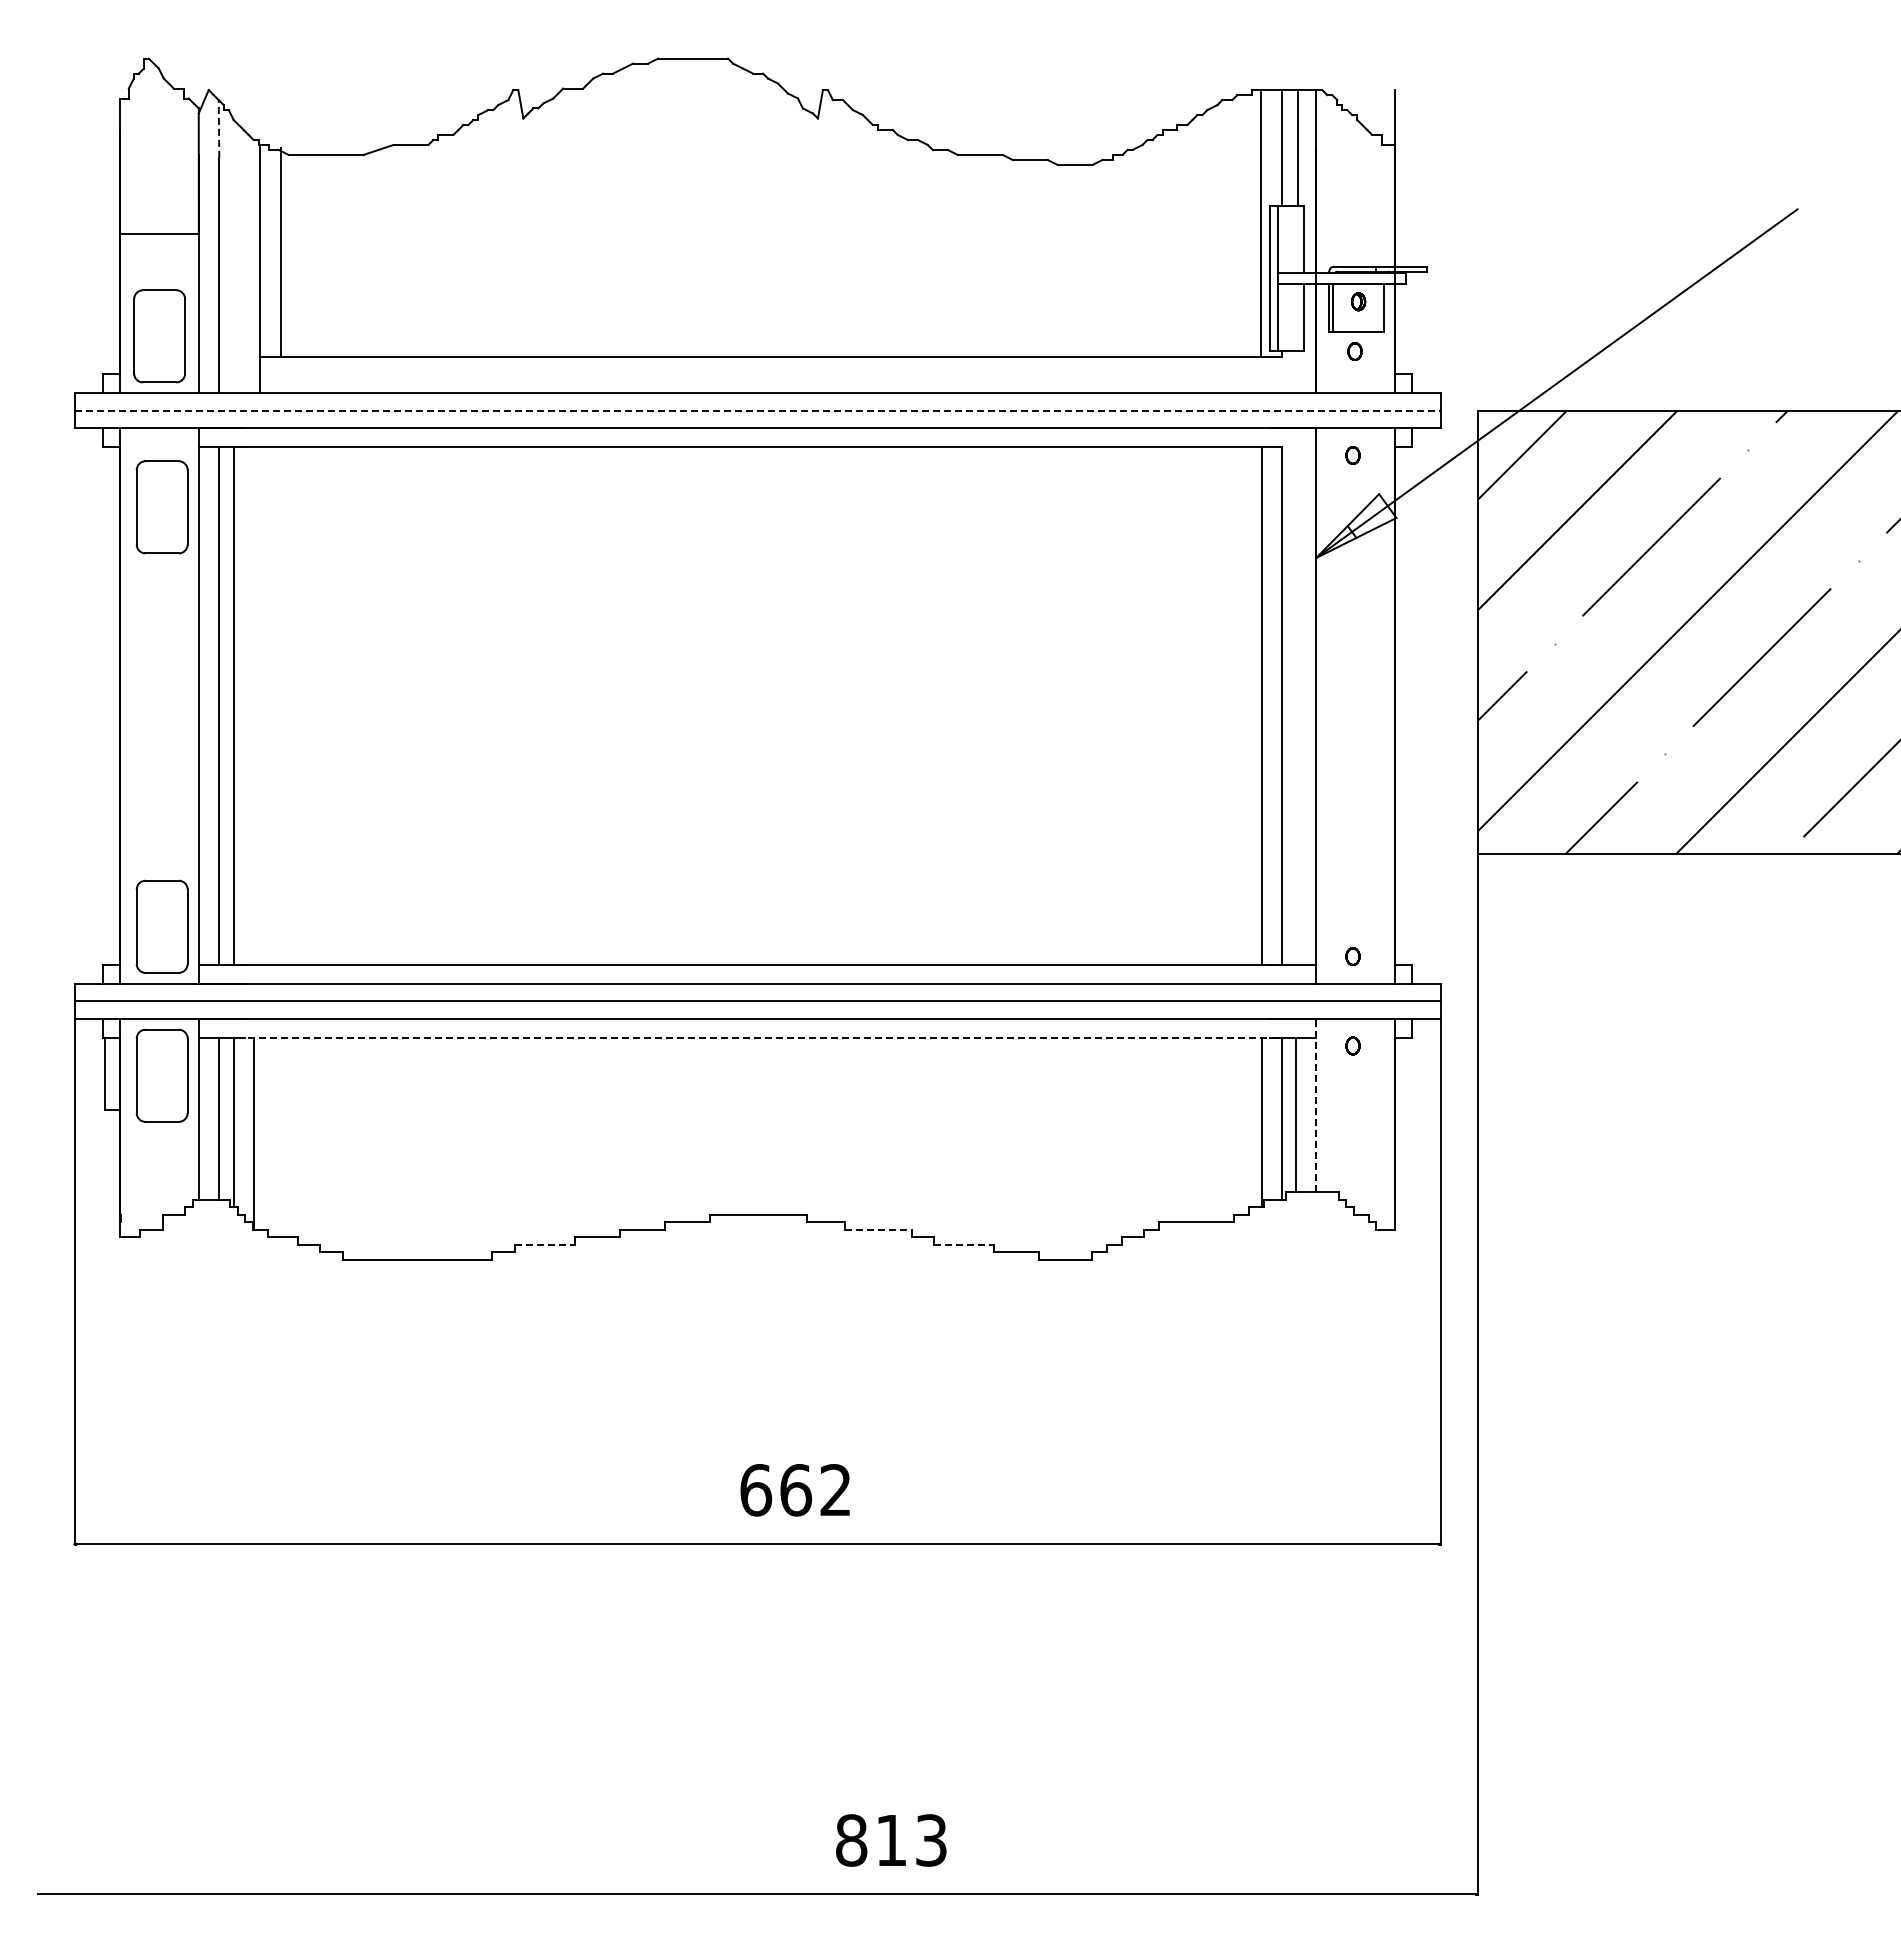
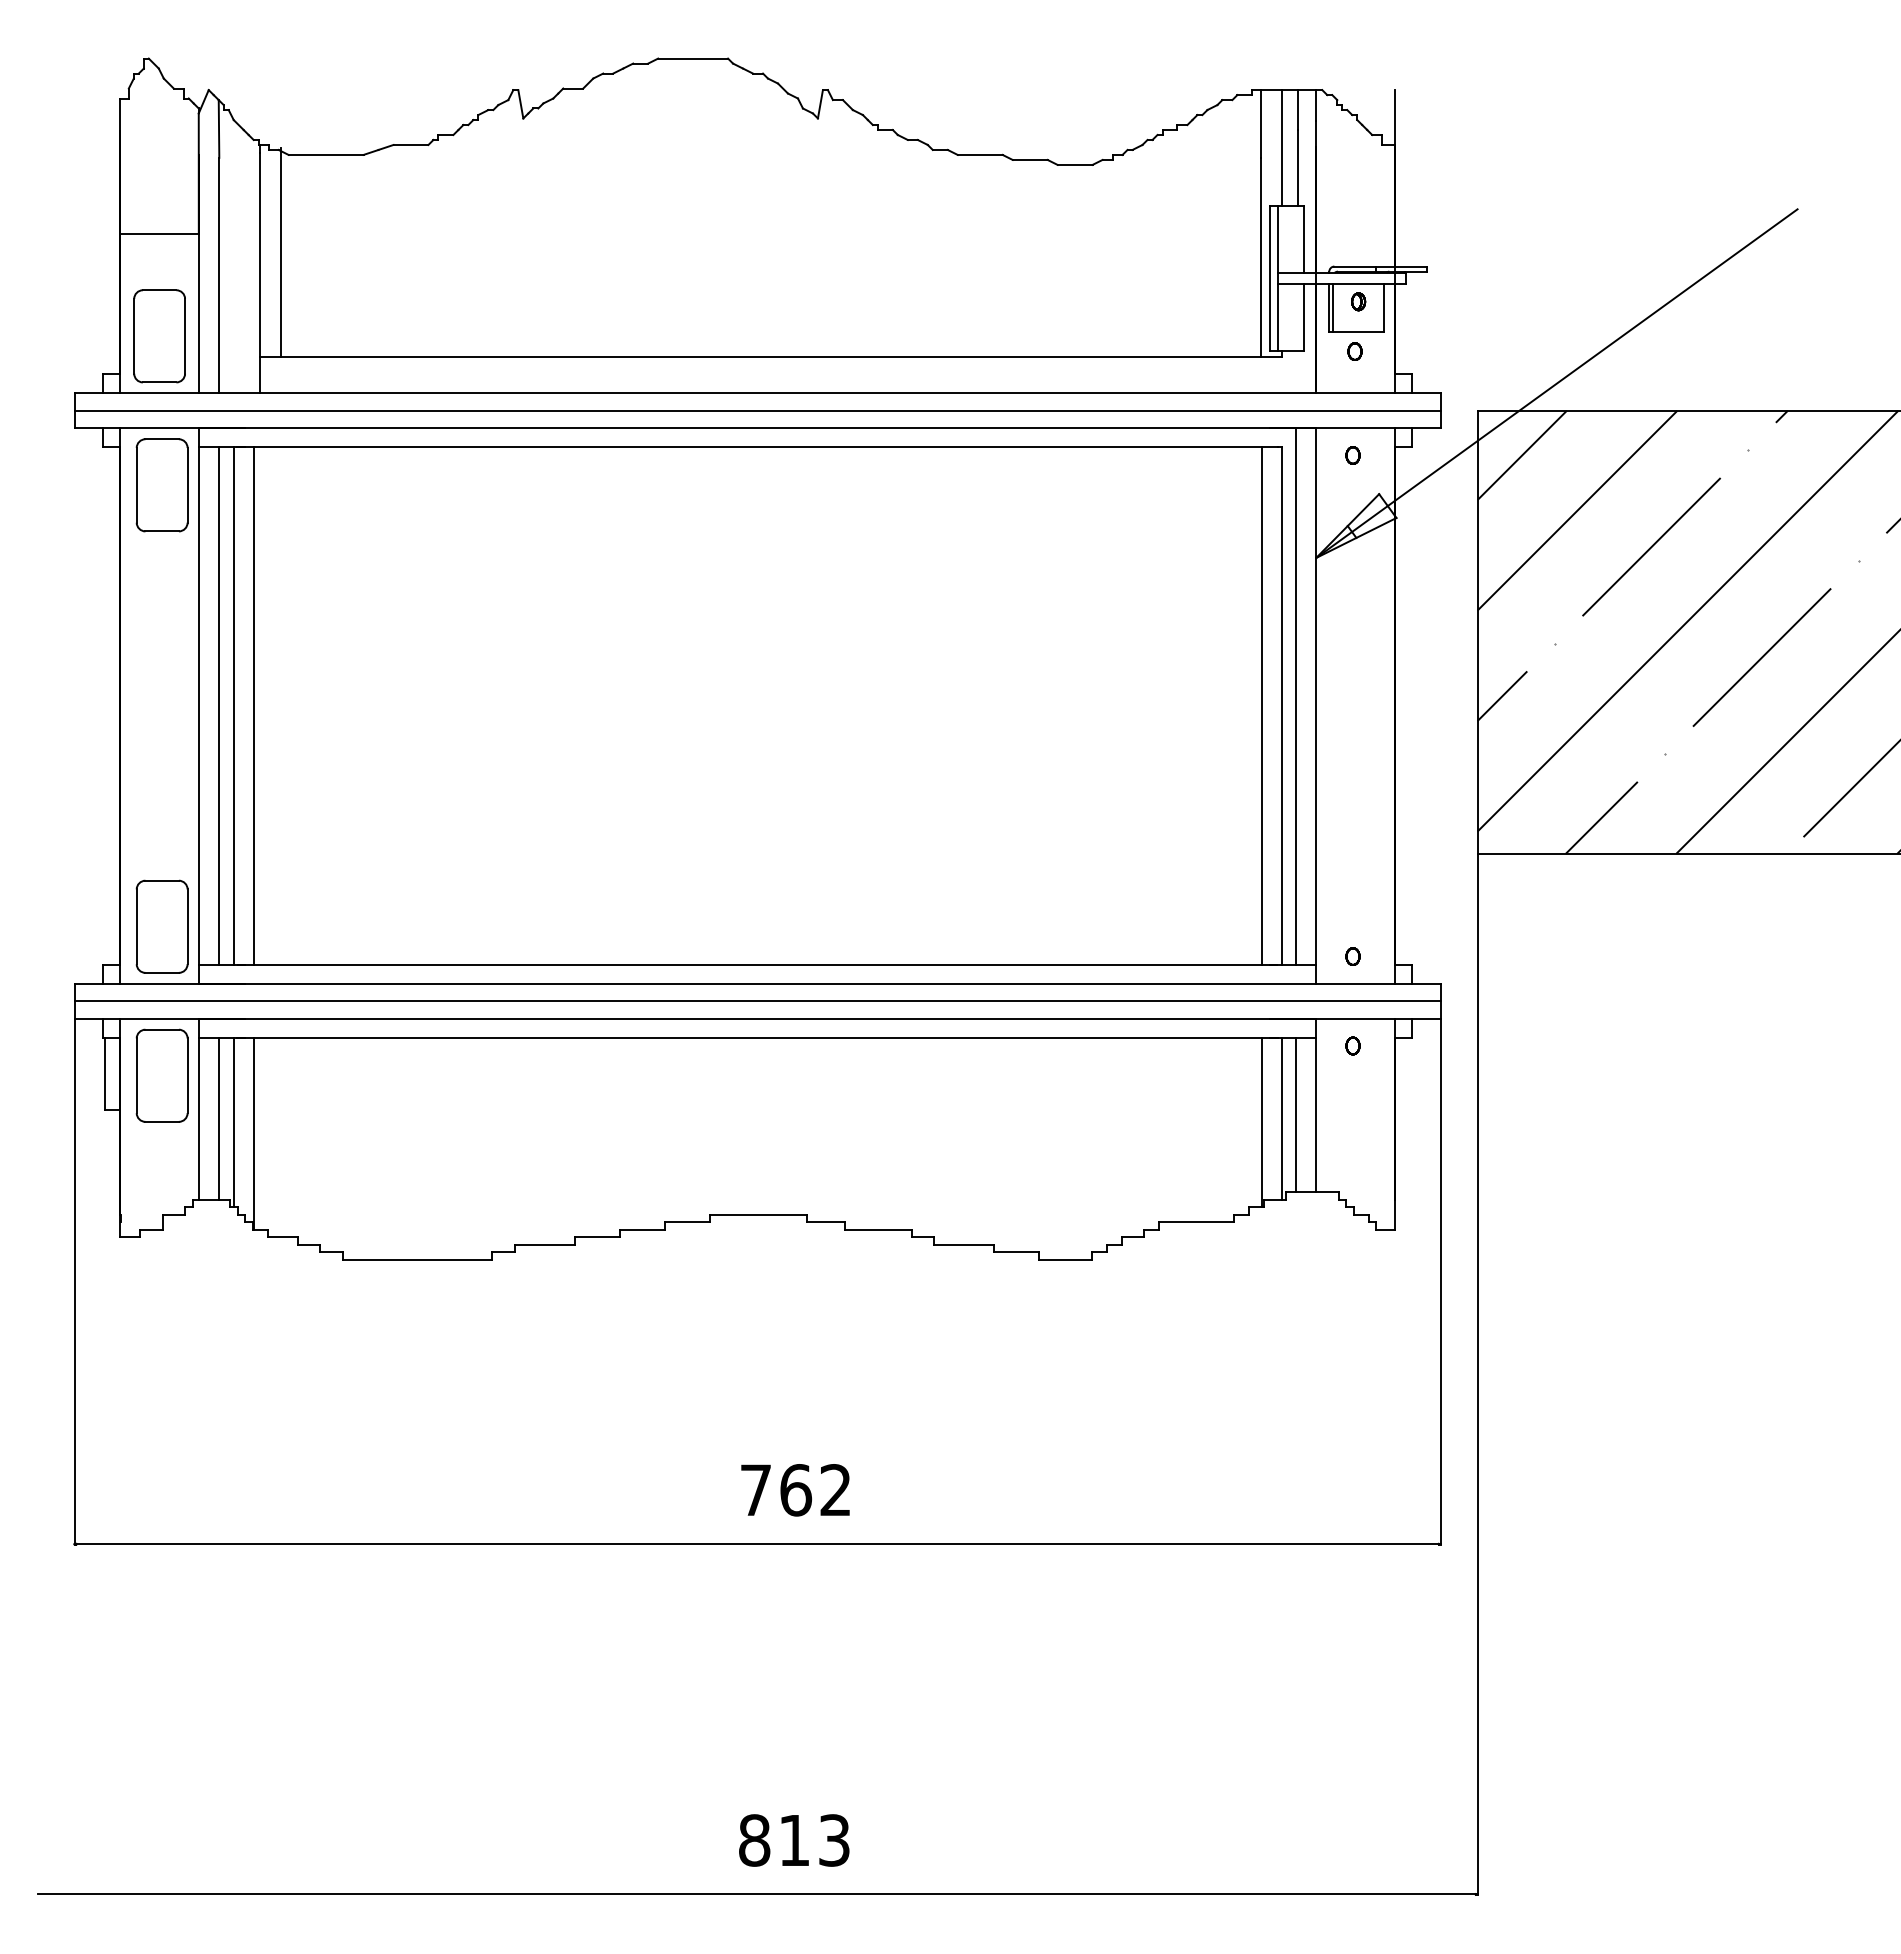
line: dashed -> solid (219, 128)
line: dashed -> solid (758, 410)
part position: (161, 507) -> (161, 485) (161, 485)
line: none -> present (1296, 696)
line: none -> present (254, 705)
line: dashed -> solid (757, 1037)
line: dashed -> solid (1316, 1105)
line: dashed -> solid (878, 1229)
line: dashed -> solid (544, 1244)
line: dashed -> solid (964, 1244)
text: 662 -> 762 (756, 1490)
text position: (891, 1840) -> (794, 1840) (794, 1840)
